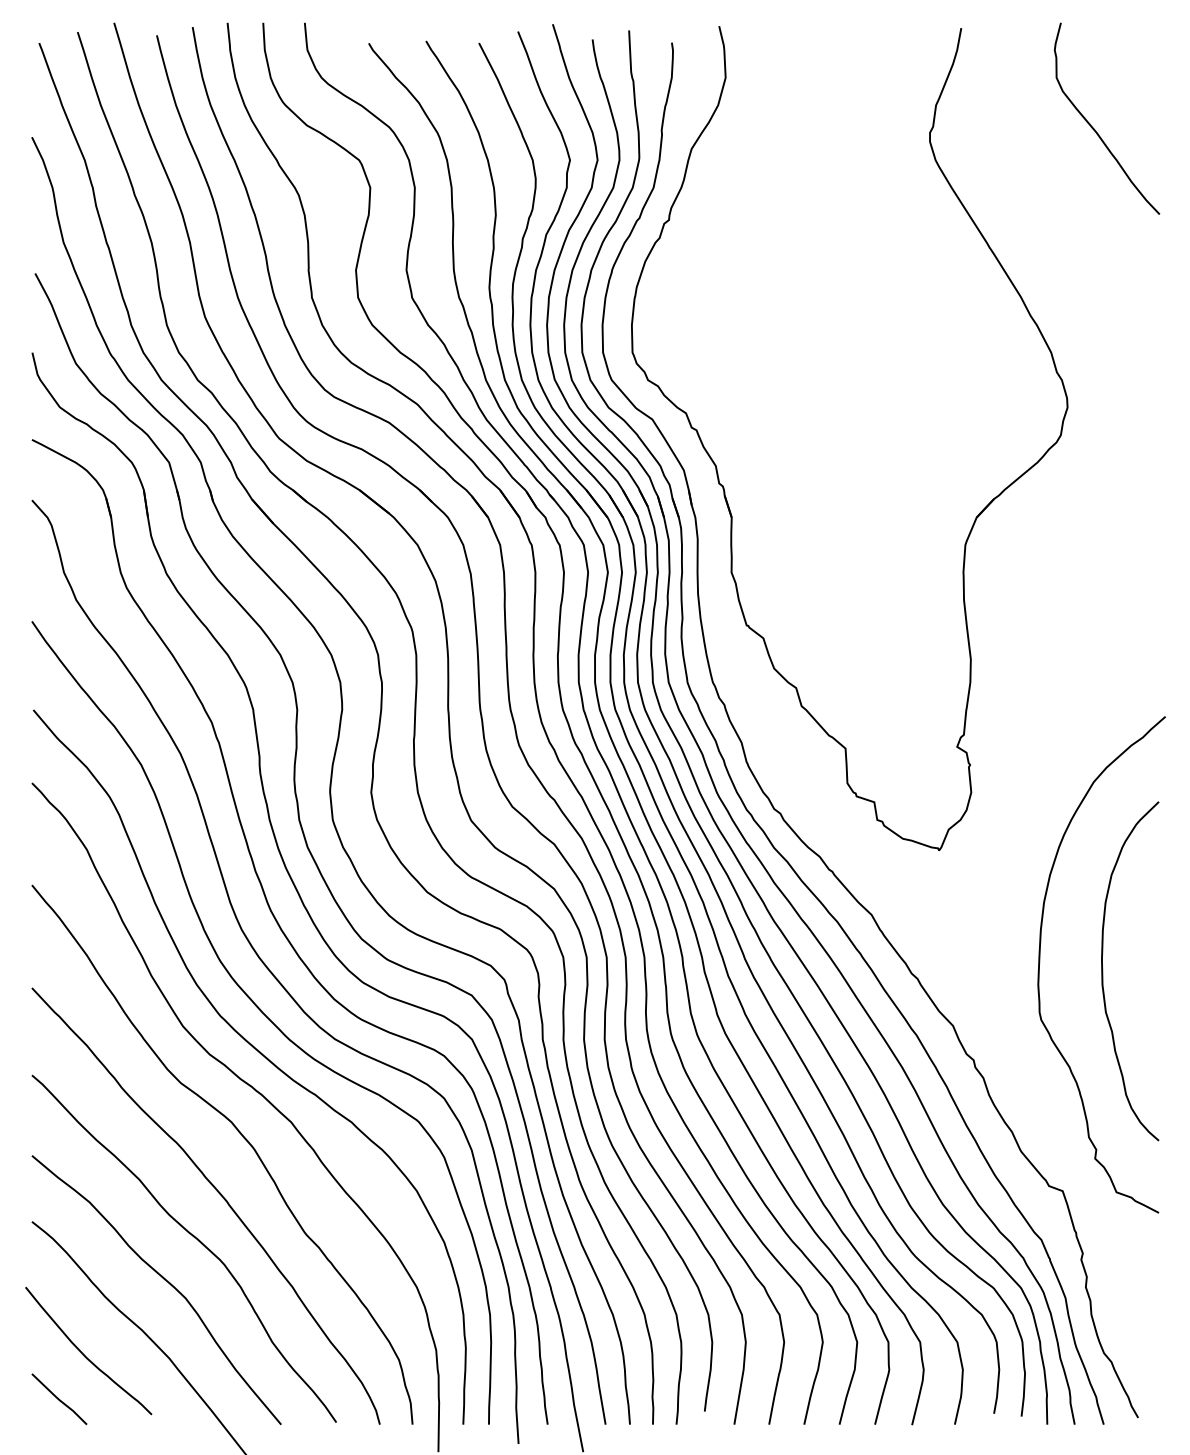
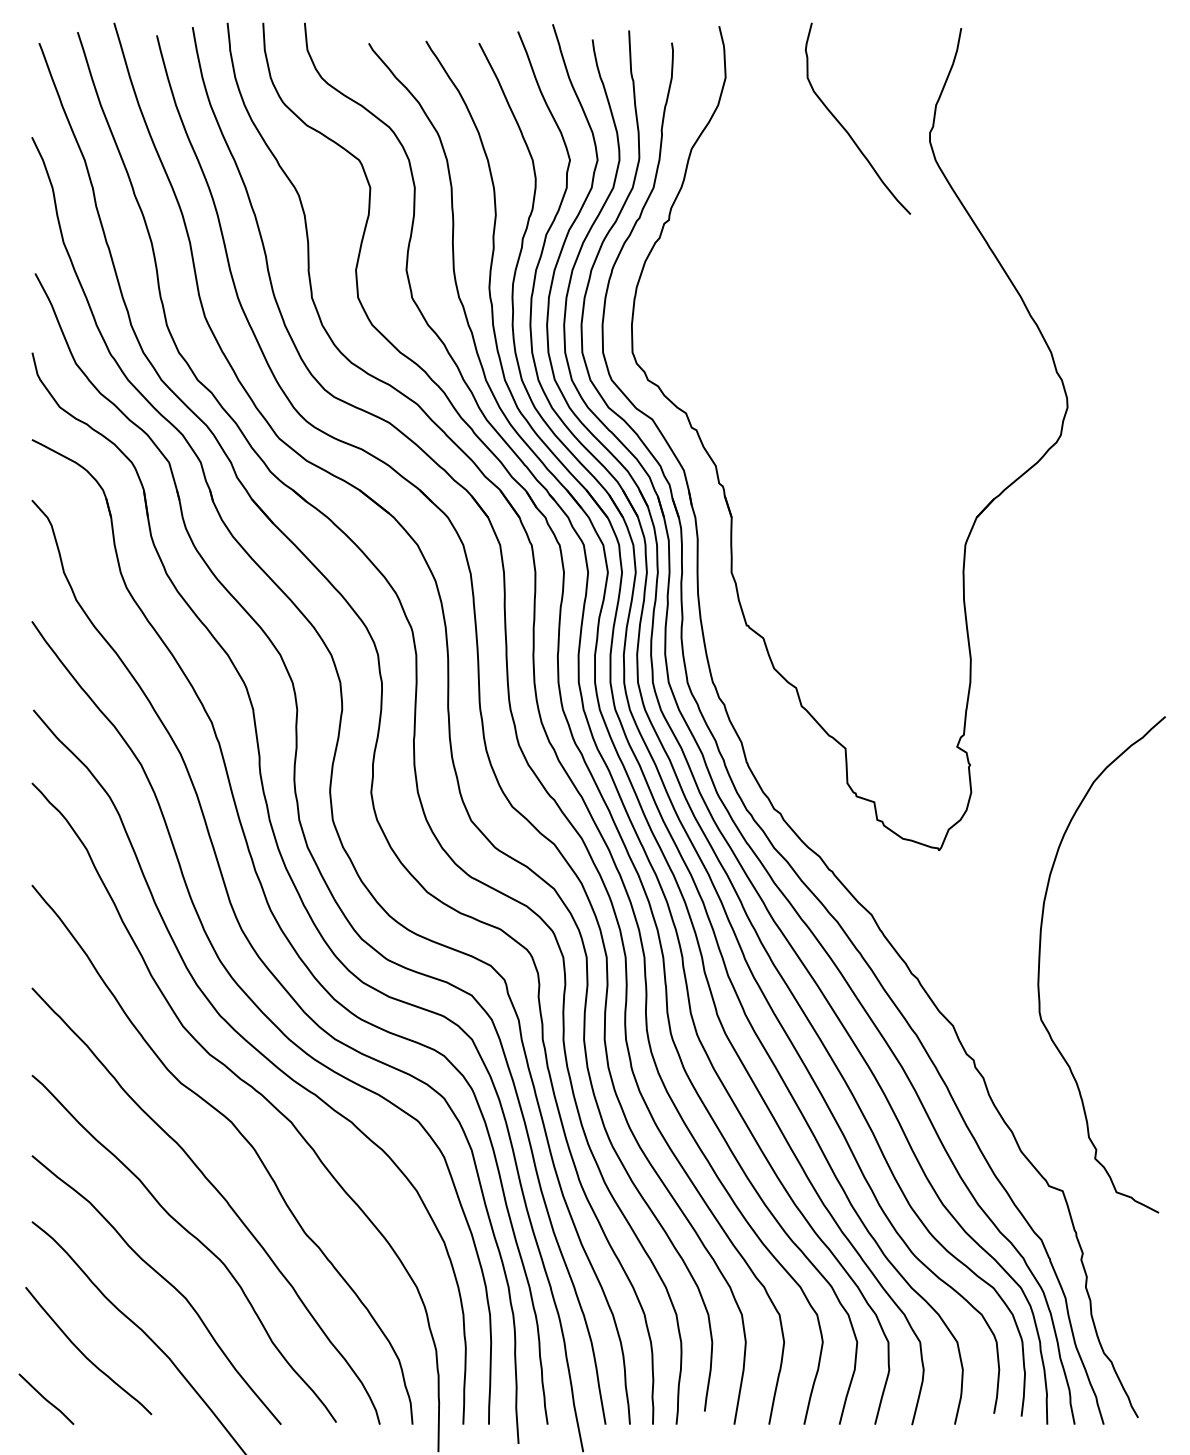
curve position: (1095, 129) -> (846, 129) (846, 129)
curve: present -> none (1103, 971)
line position: (59, 1399) -> (46, 1399) (46, 1399)
